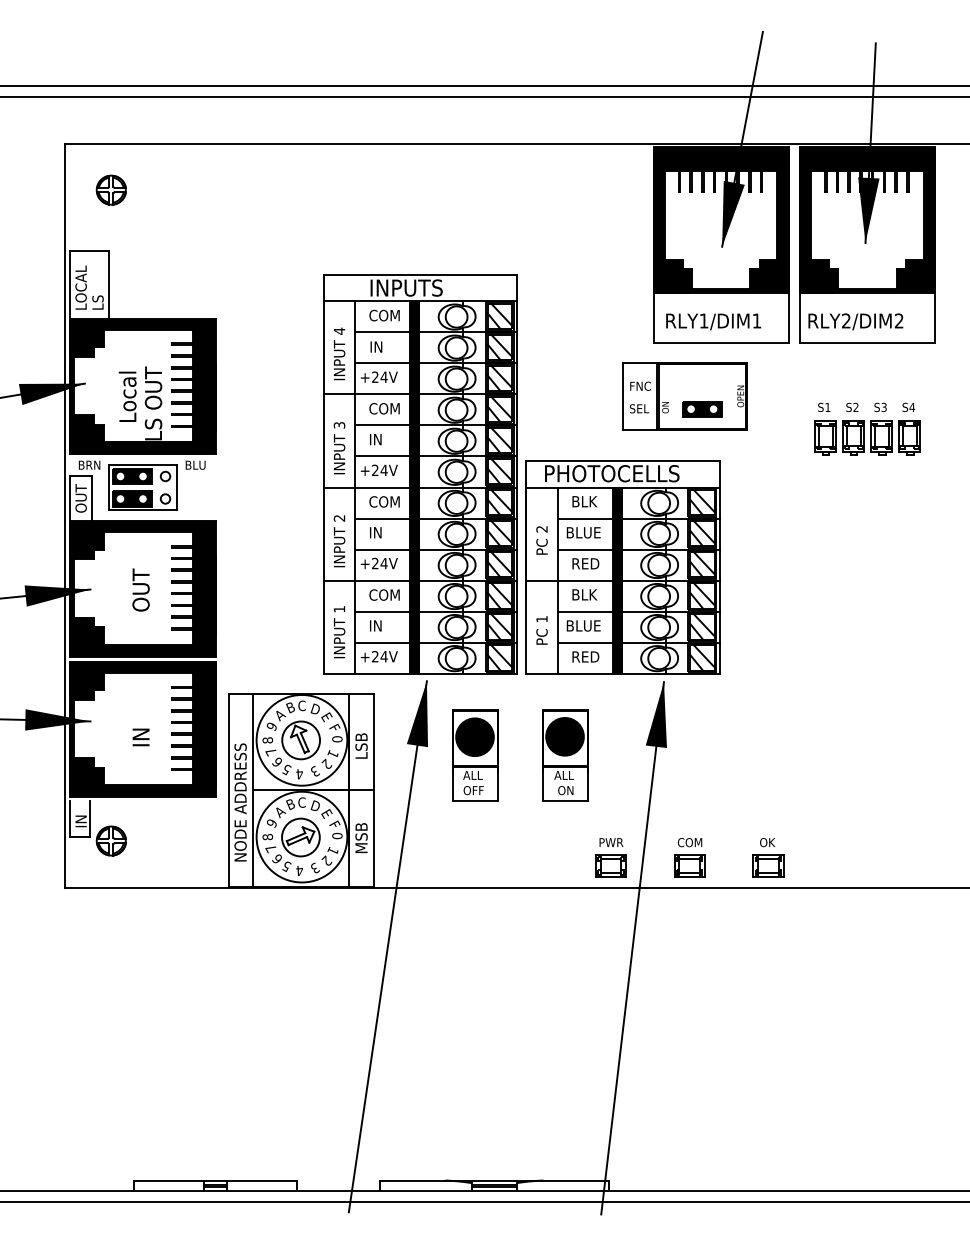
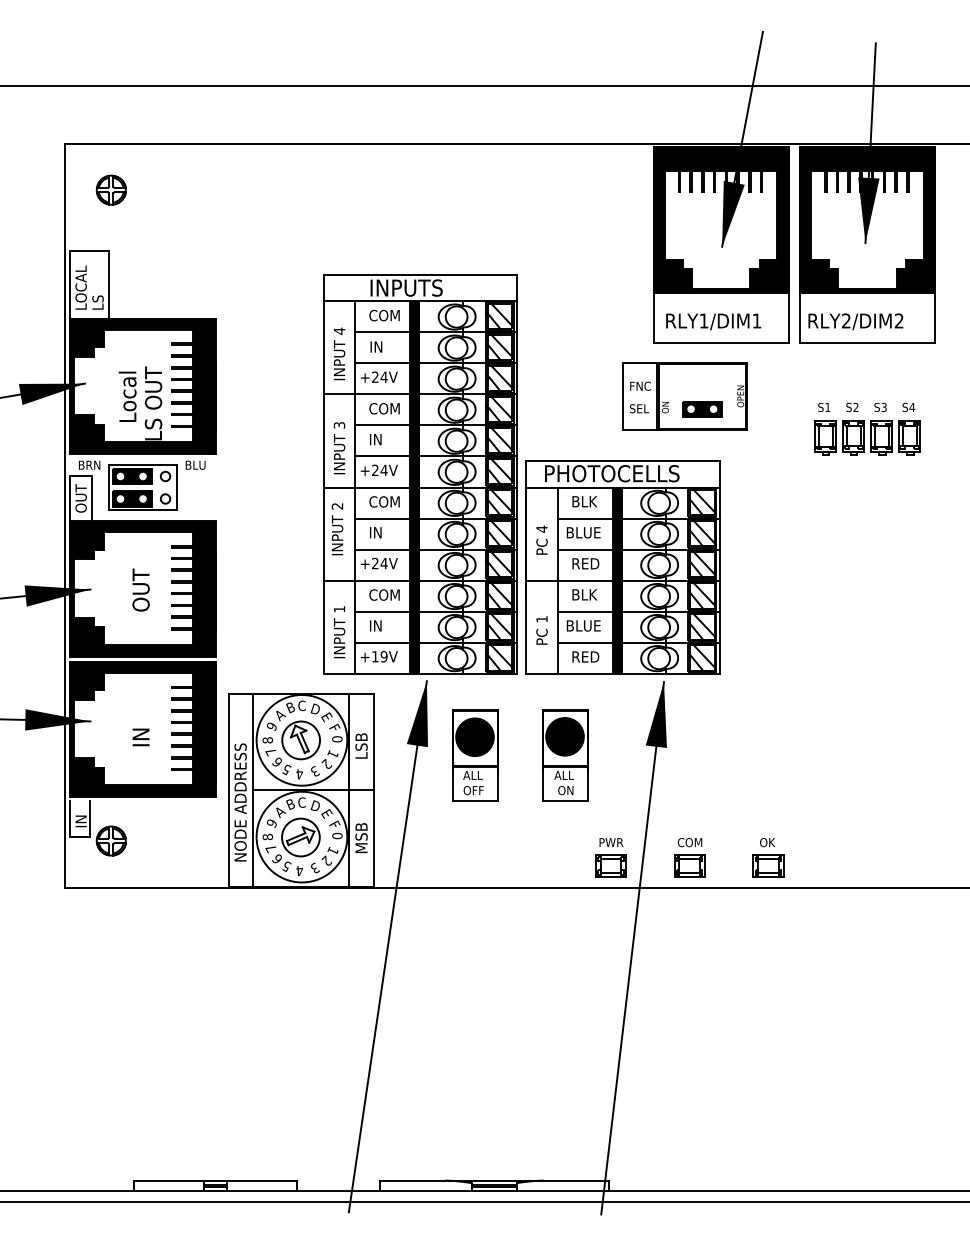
line: present -> none (484, 97)
text: 2 -> 4 (541, 528)
text position: (339, 541) -> (337, 529) (337, 529)
text: +24V -> +19V (379, 656)
